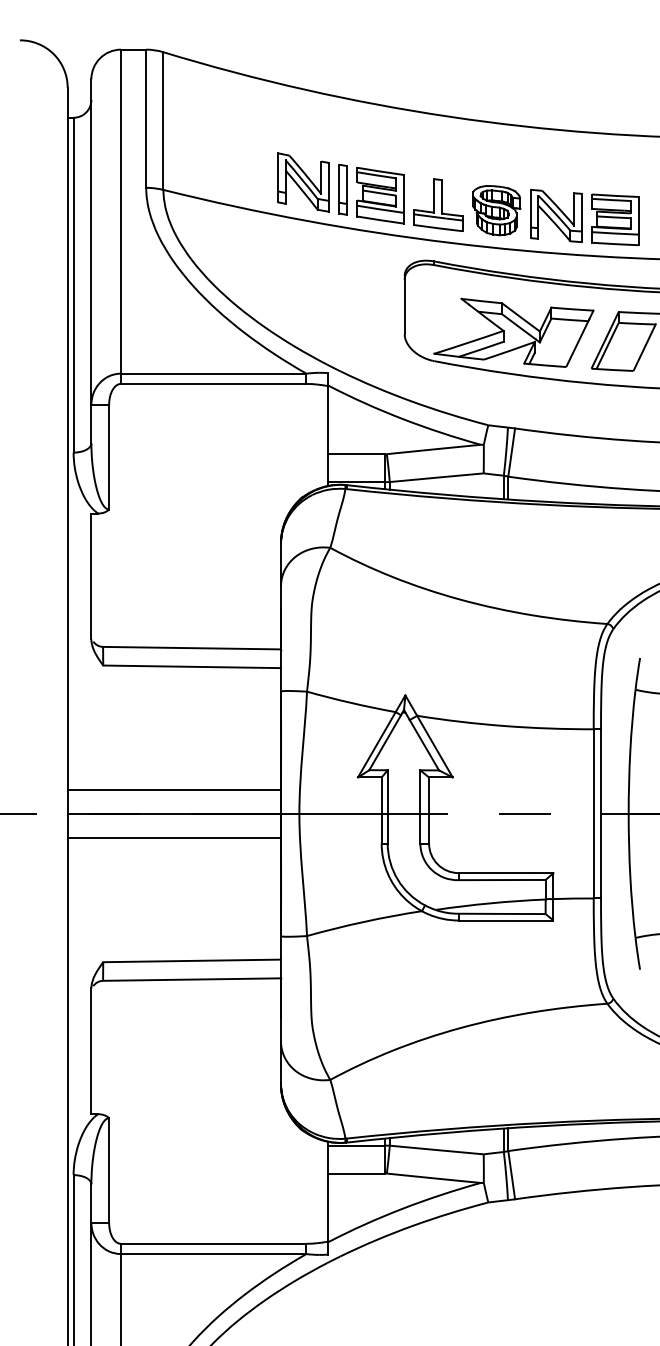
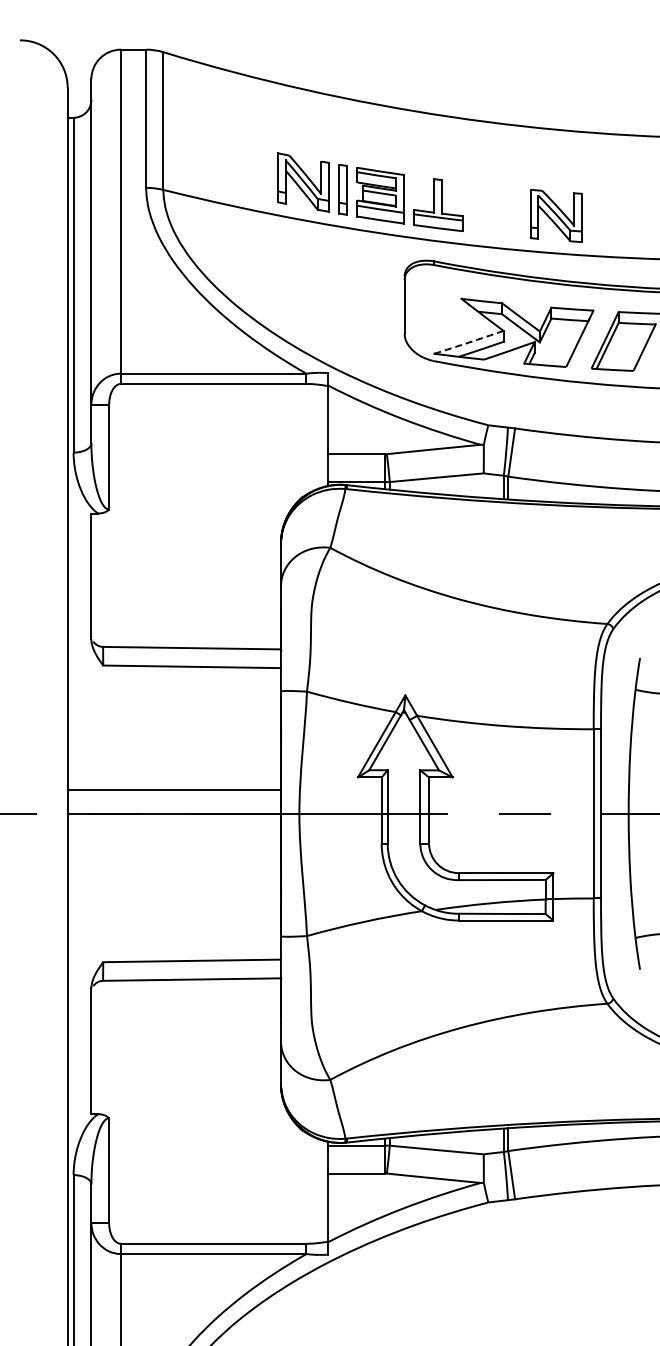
part: present -> none (496, 210)
part: present -> none (615, 219)
arc: solid -> dashed (469, 342)
line: present -> none (173, 838)
